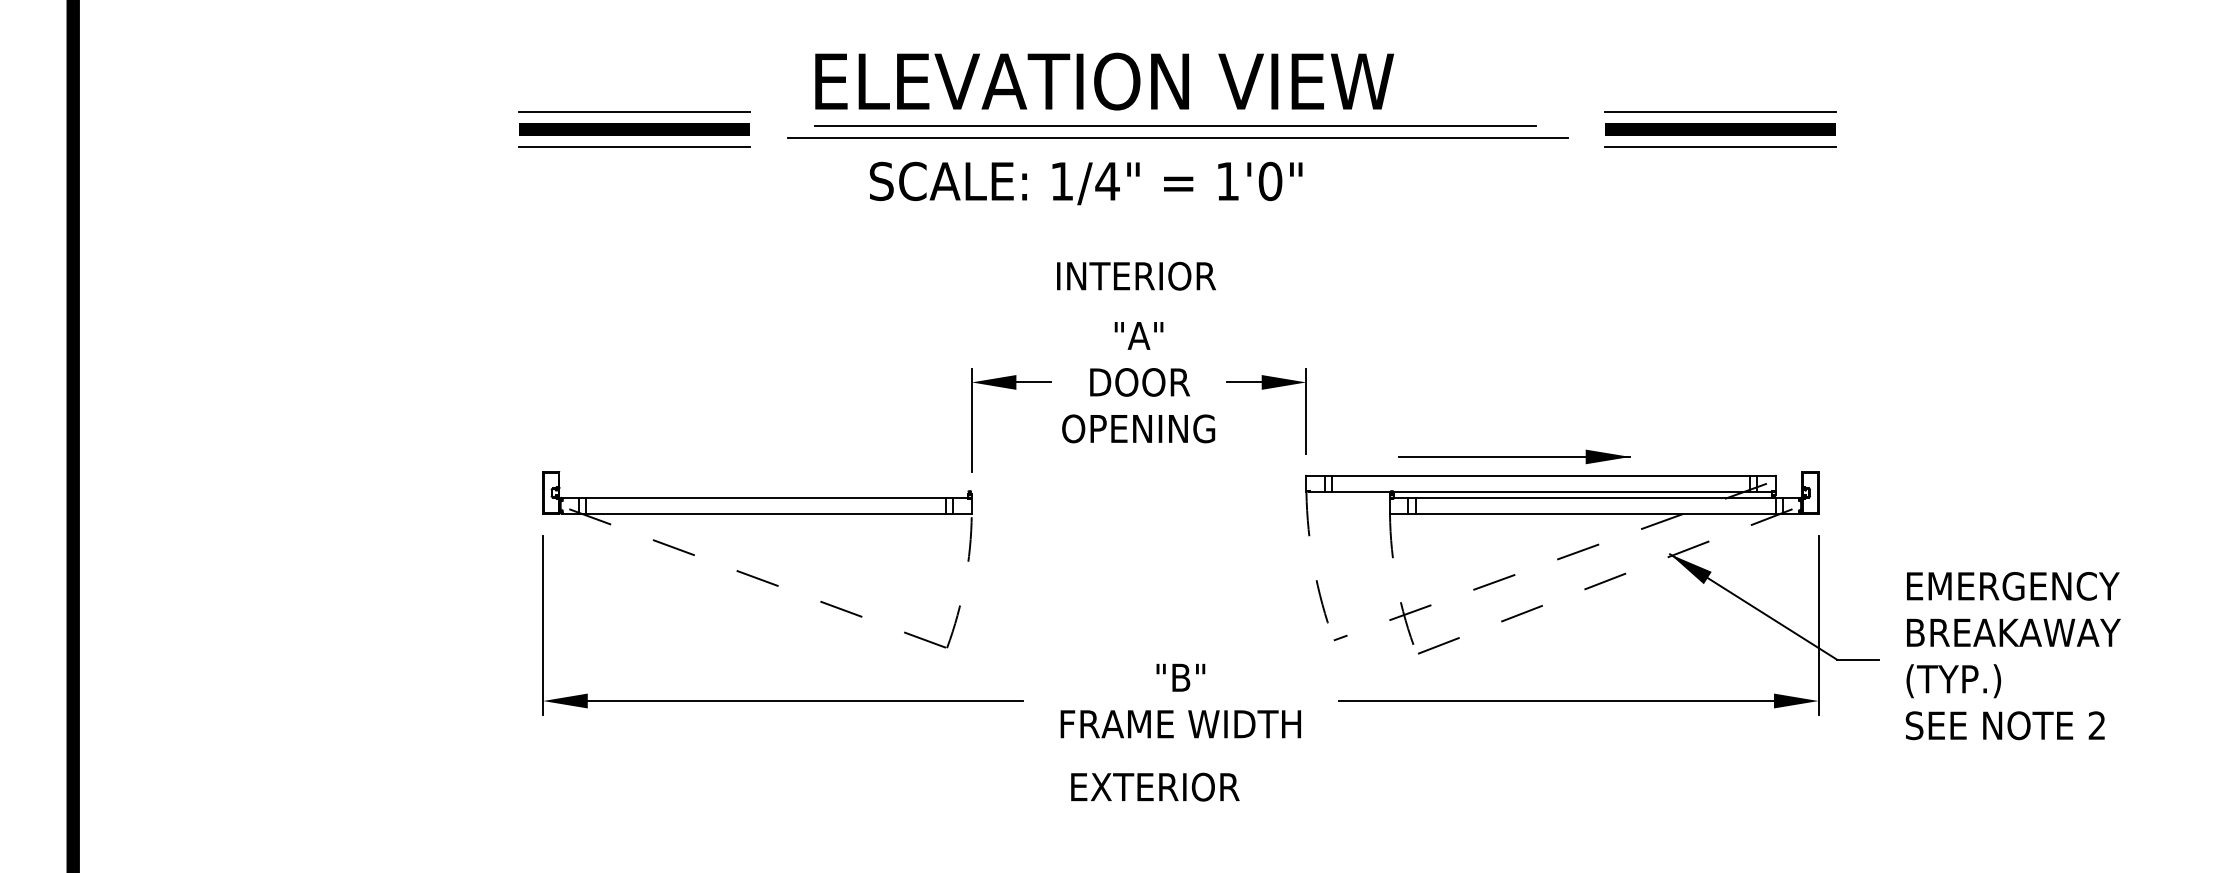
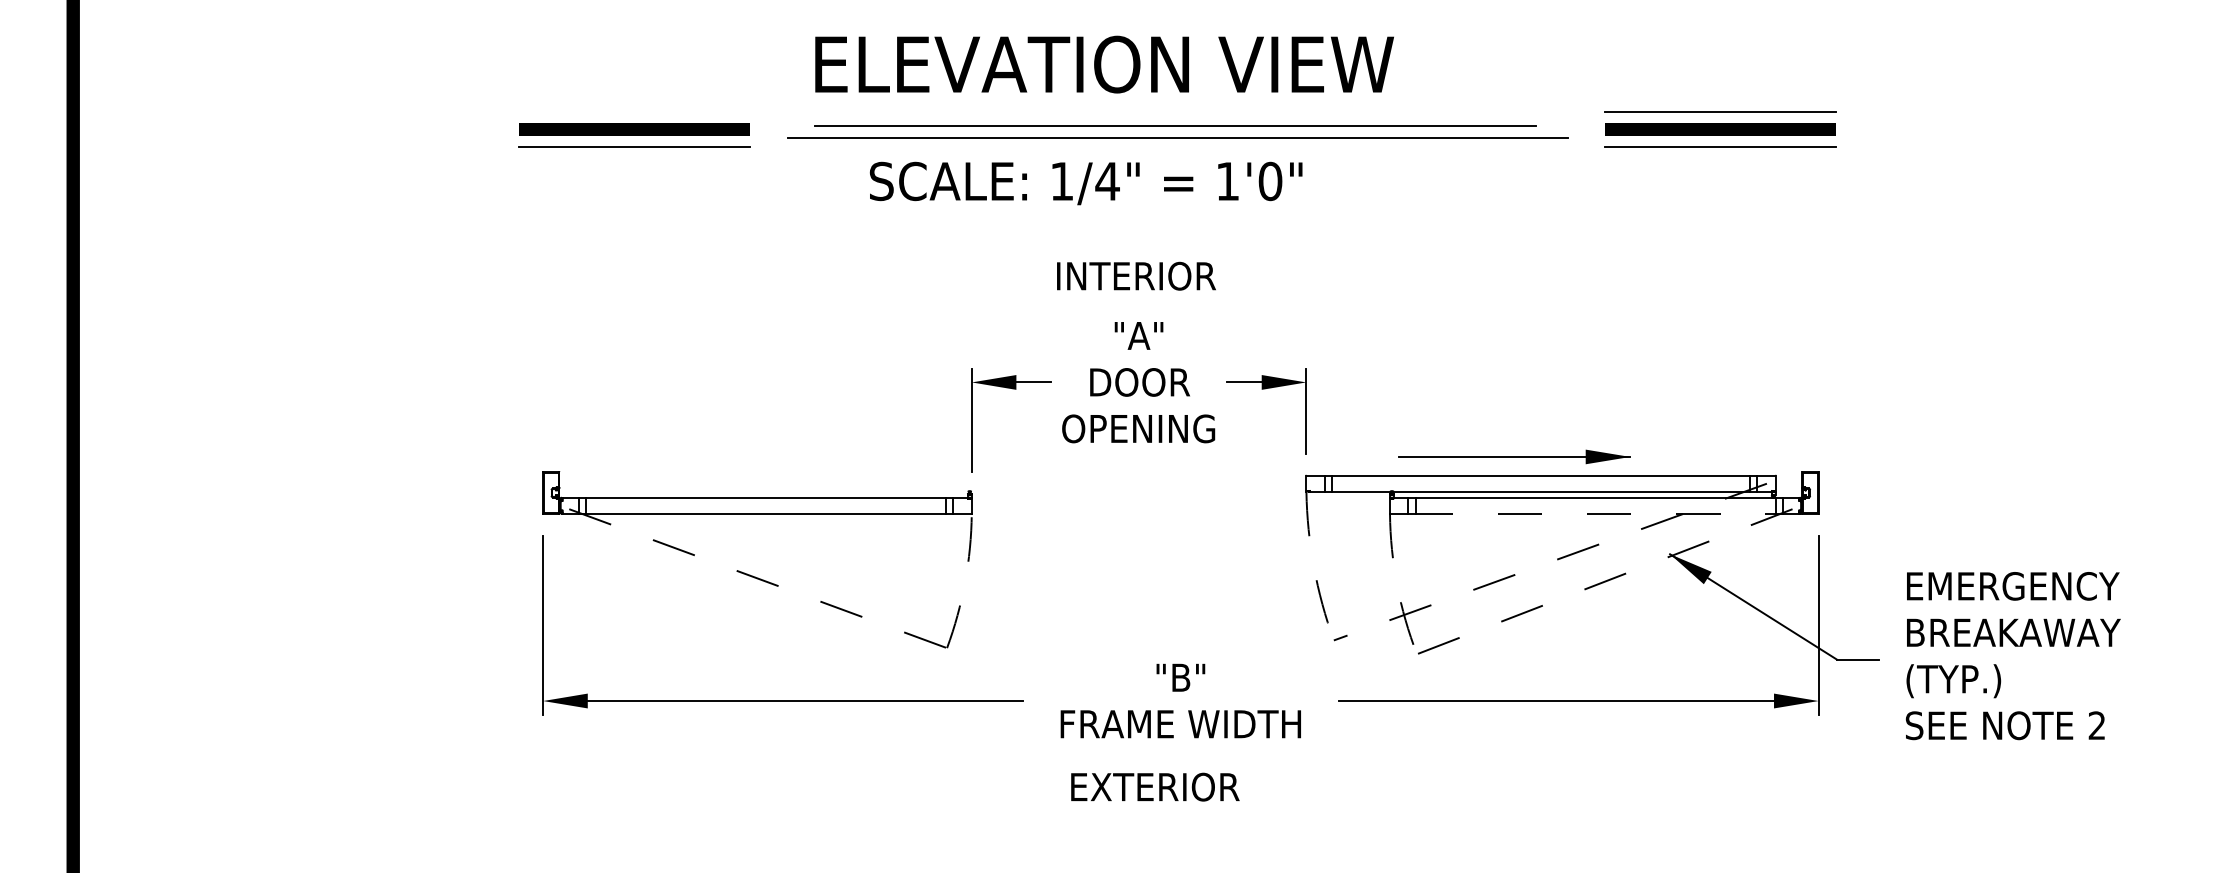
text position: (1104, 81) -> (1104, 64) (1104, 64)
line: present -> none (634, 111)
line: solid -> dashed (1596, 513)
